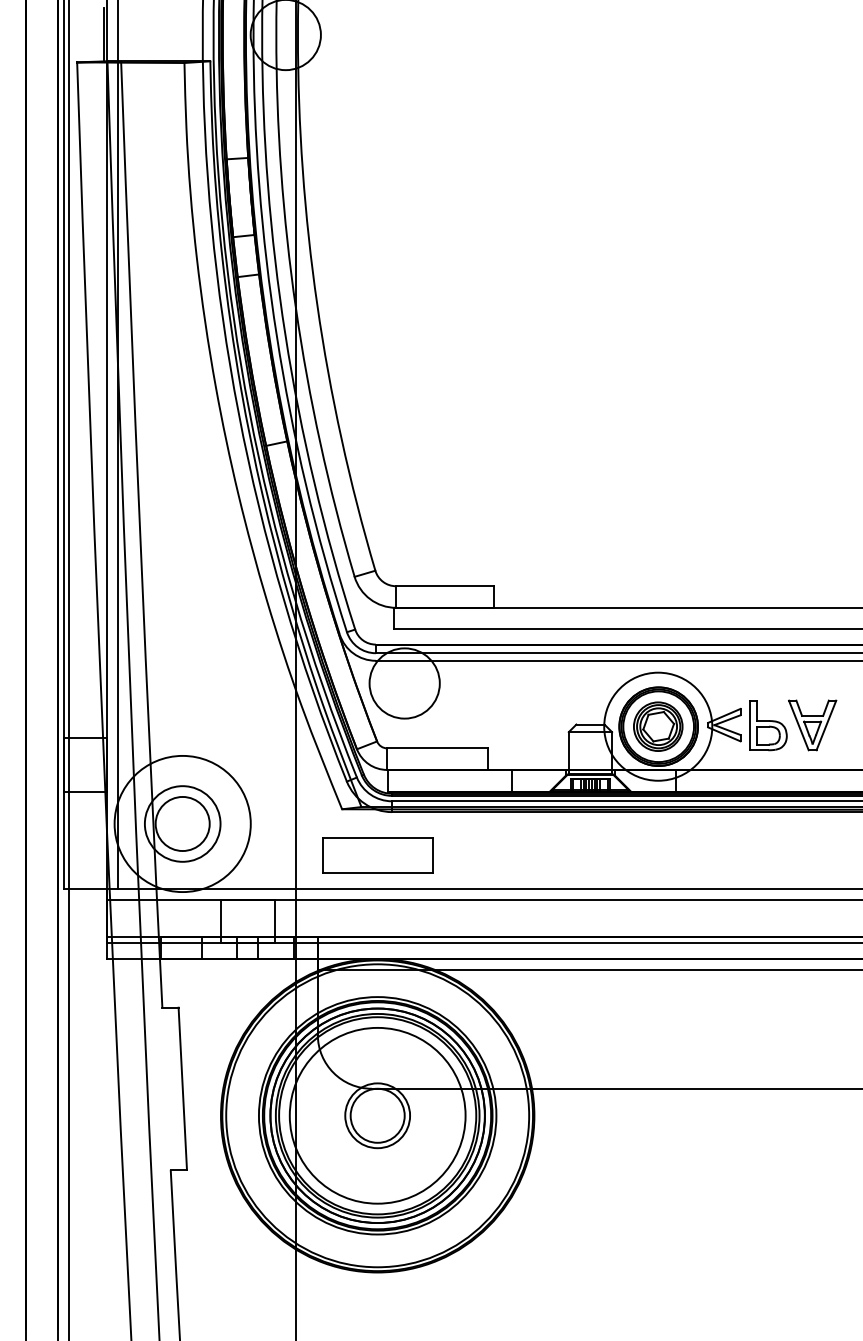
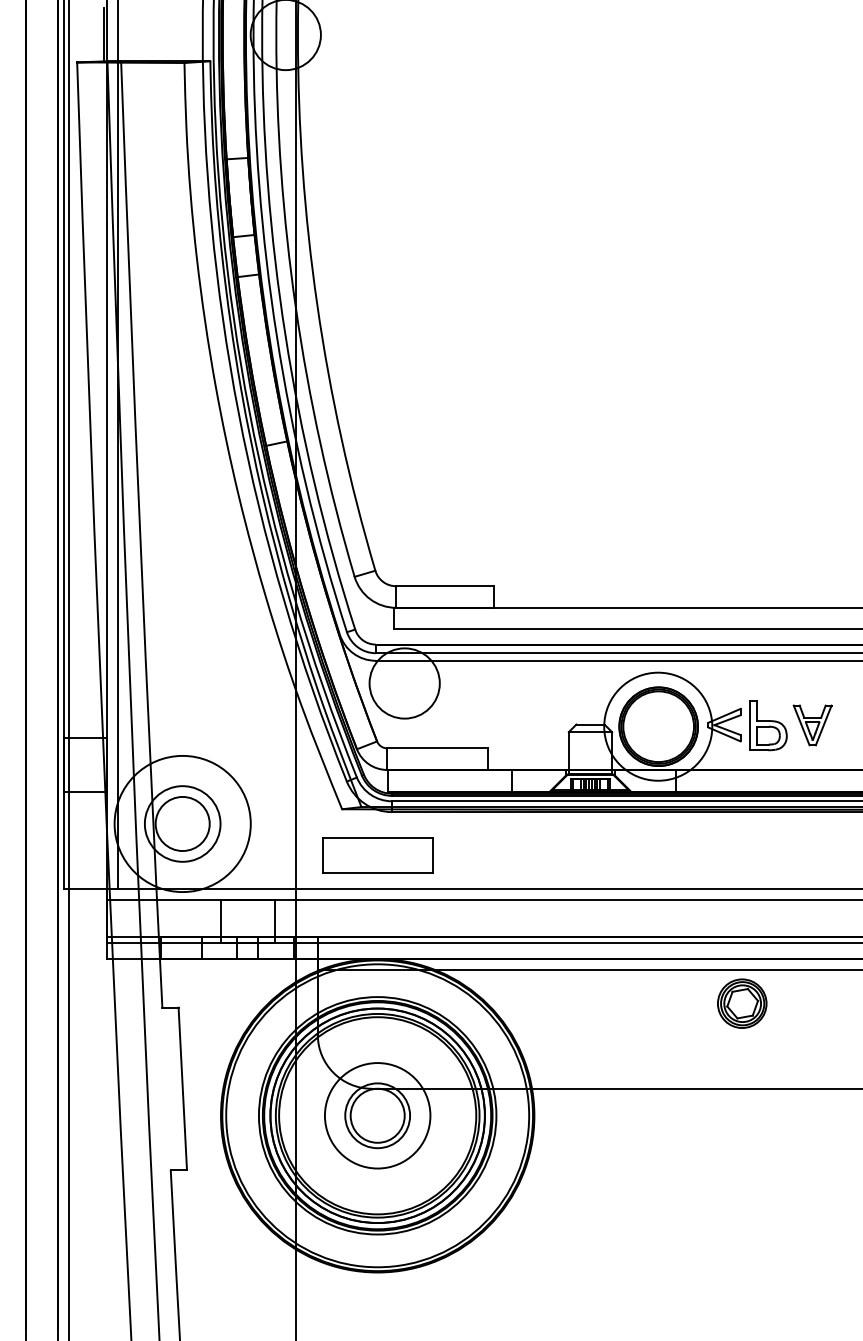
part size: 50x53 px -> 41x43 px (812, 725)
part position: (658, 726) -> (742, 1003) (742, 1003)
circle diameter: 176 px -> 105 px (377, 1115)
